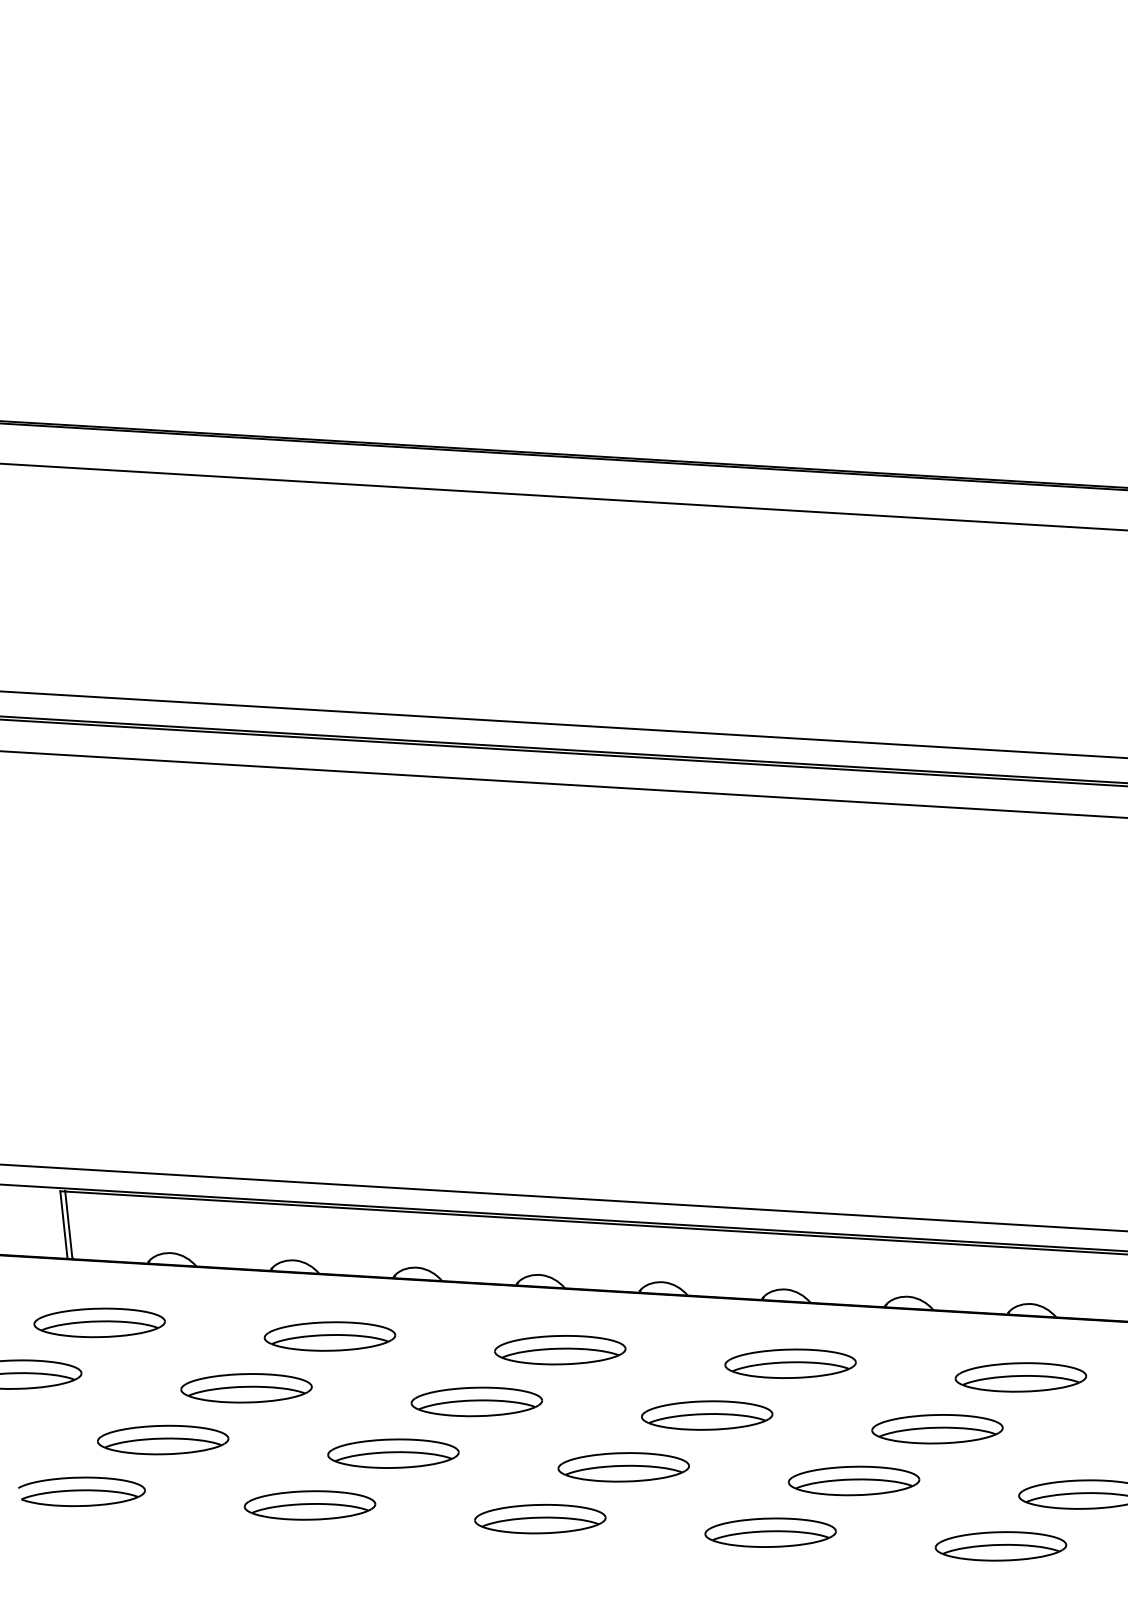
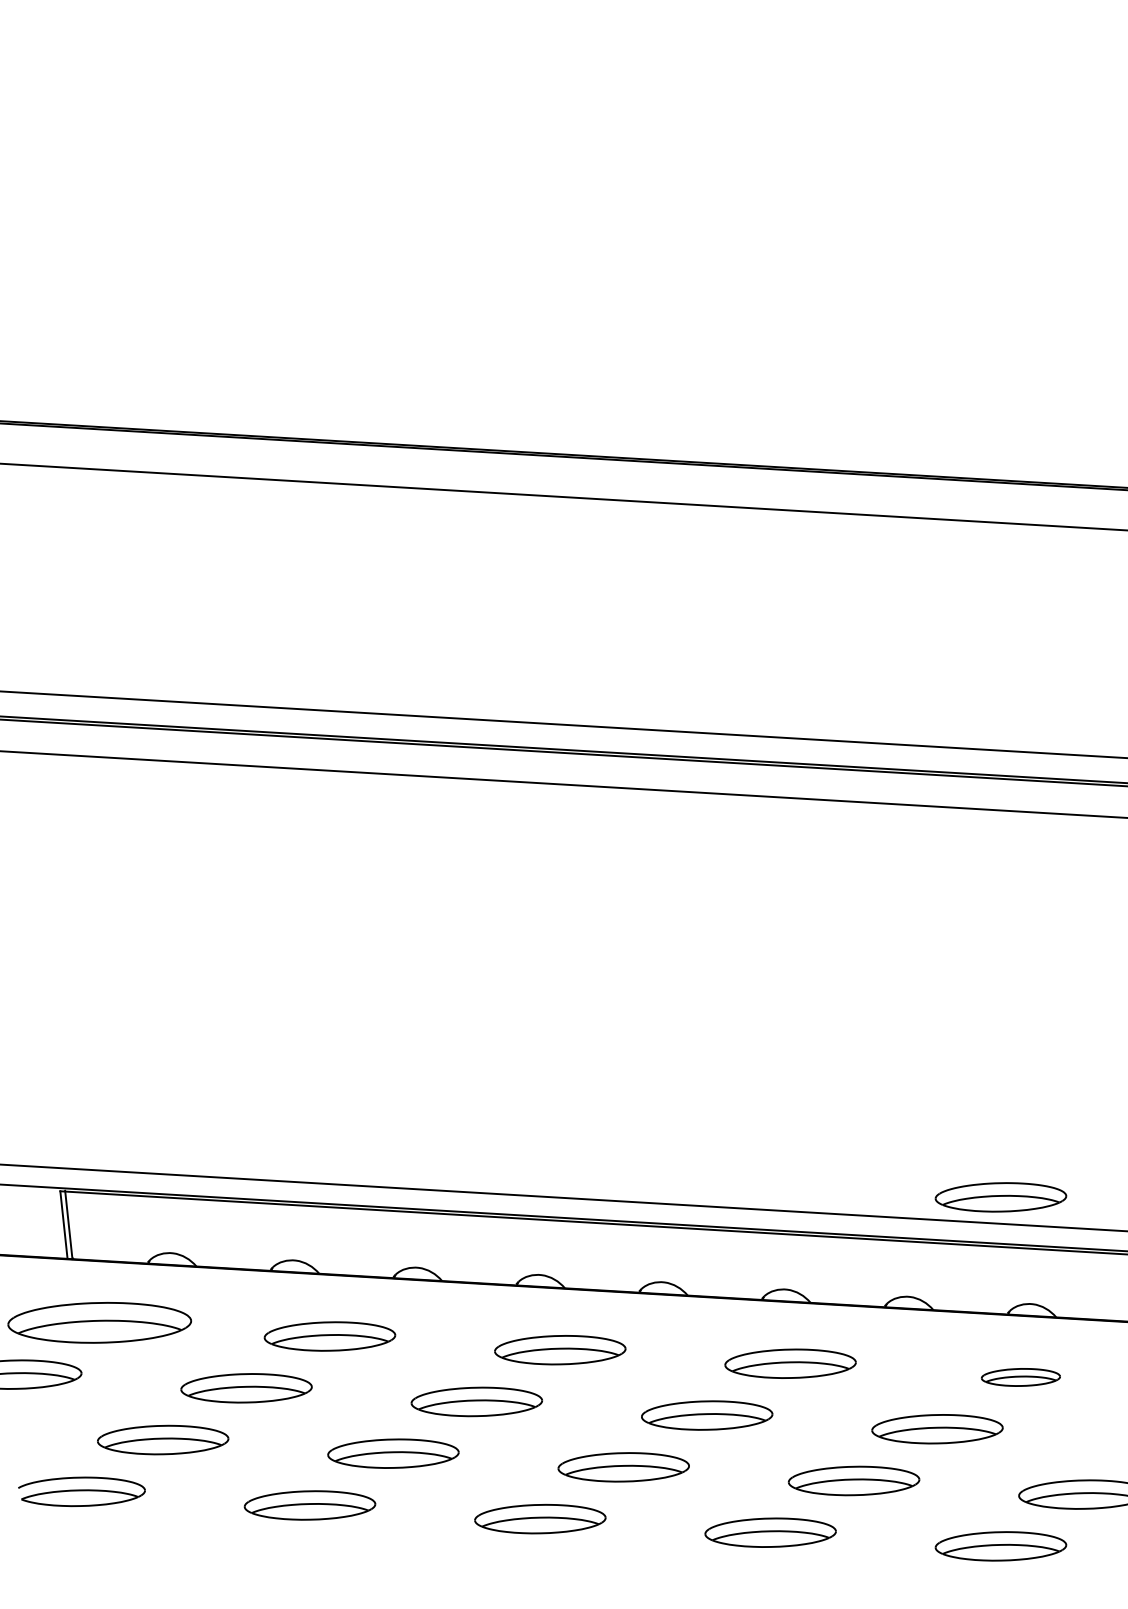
part: none -> present (1000, 1197)
part size: 133x32 px -> 185x42 px (99, 1322)
part size: 134x31 px -> 81x19 px (1020, 1377)
